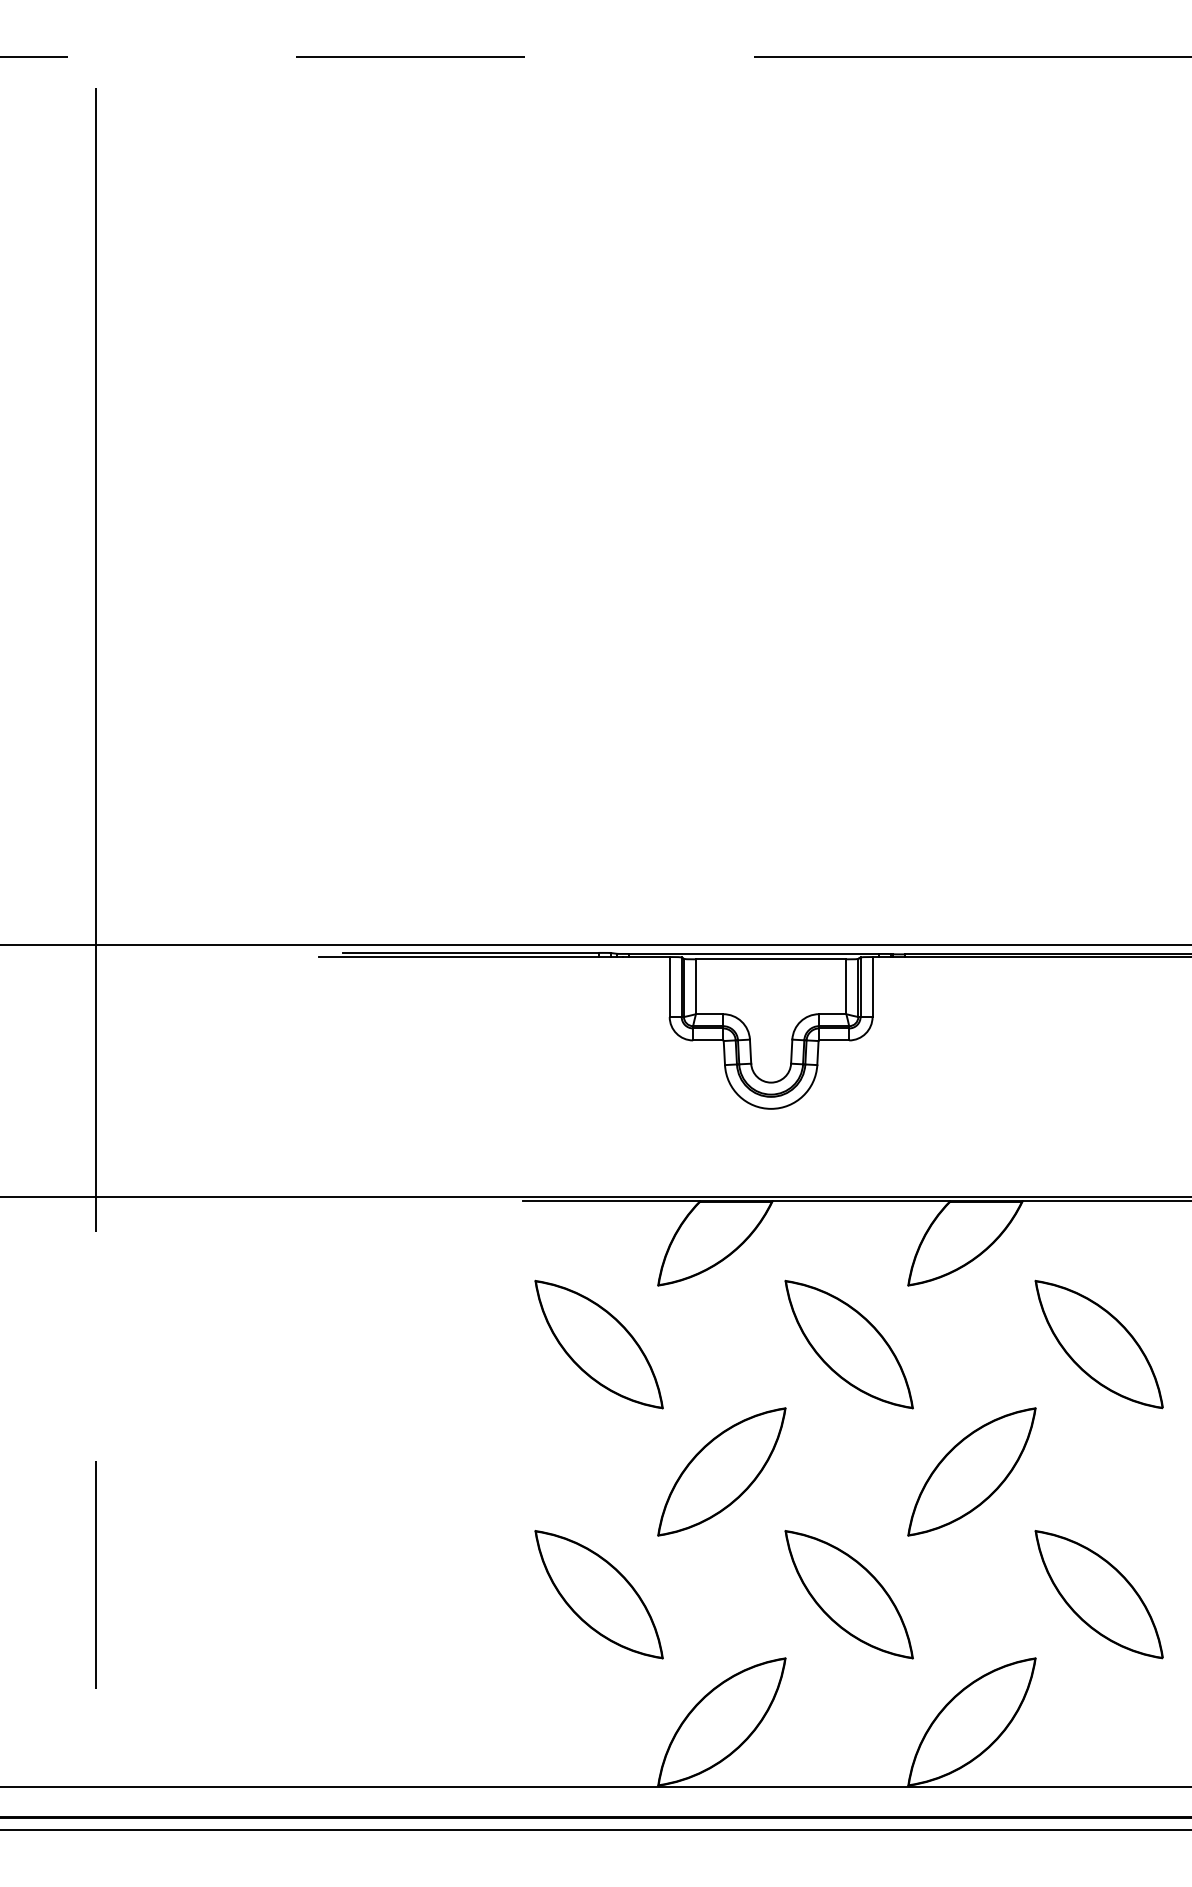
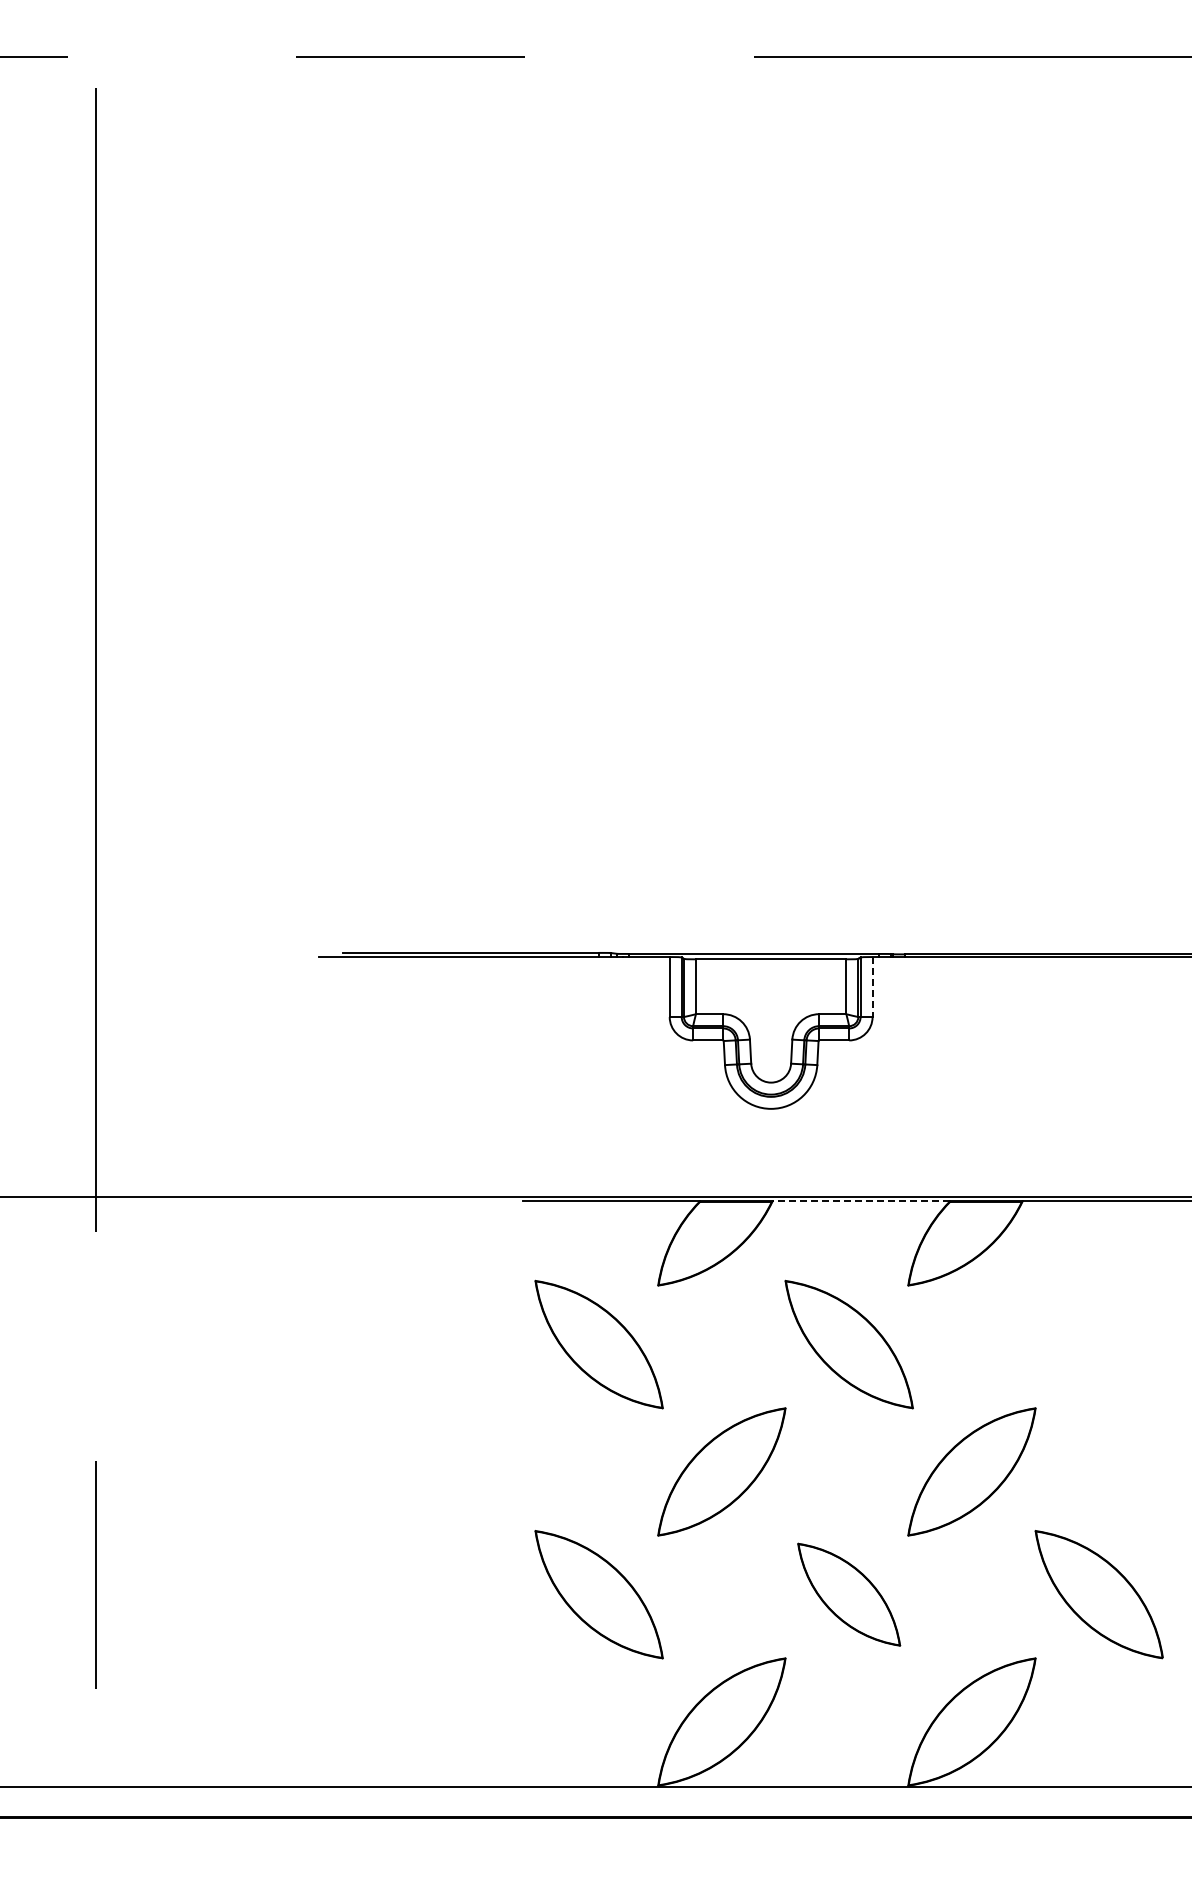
line: present -> none (595, 945)
line: solid -> dashed (872, 987)
line: solid -> dashed (861, 1201)
part: present -> none (1098, 1344)
part size: 130x130 px -> 105x105 px (849, 1594)
line: present -> none (595, 1830)
